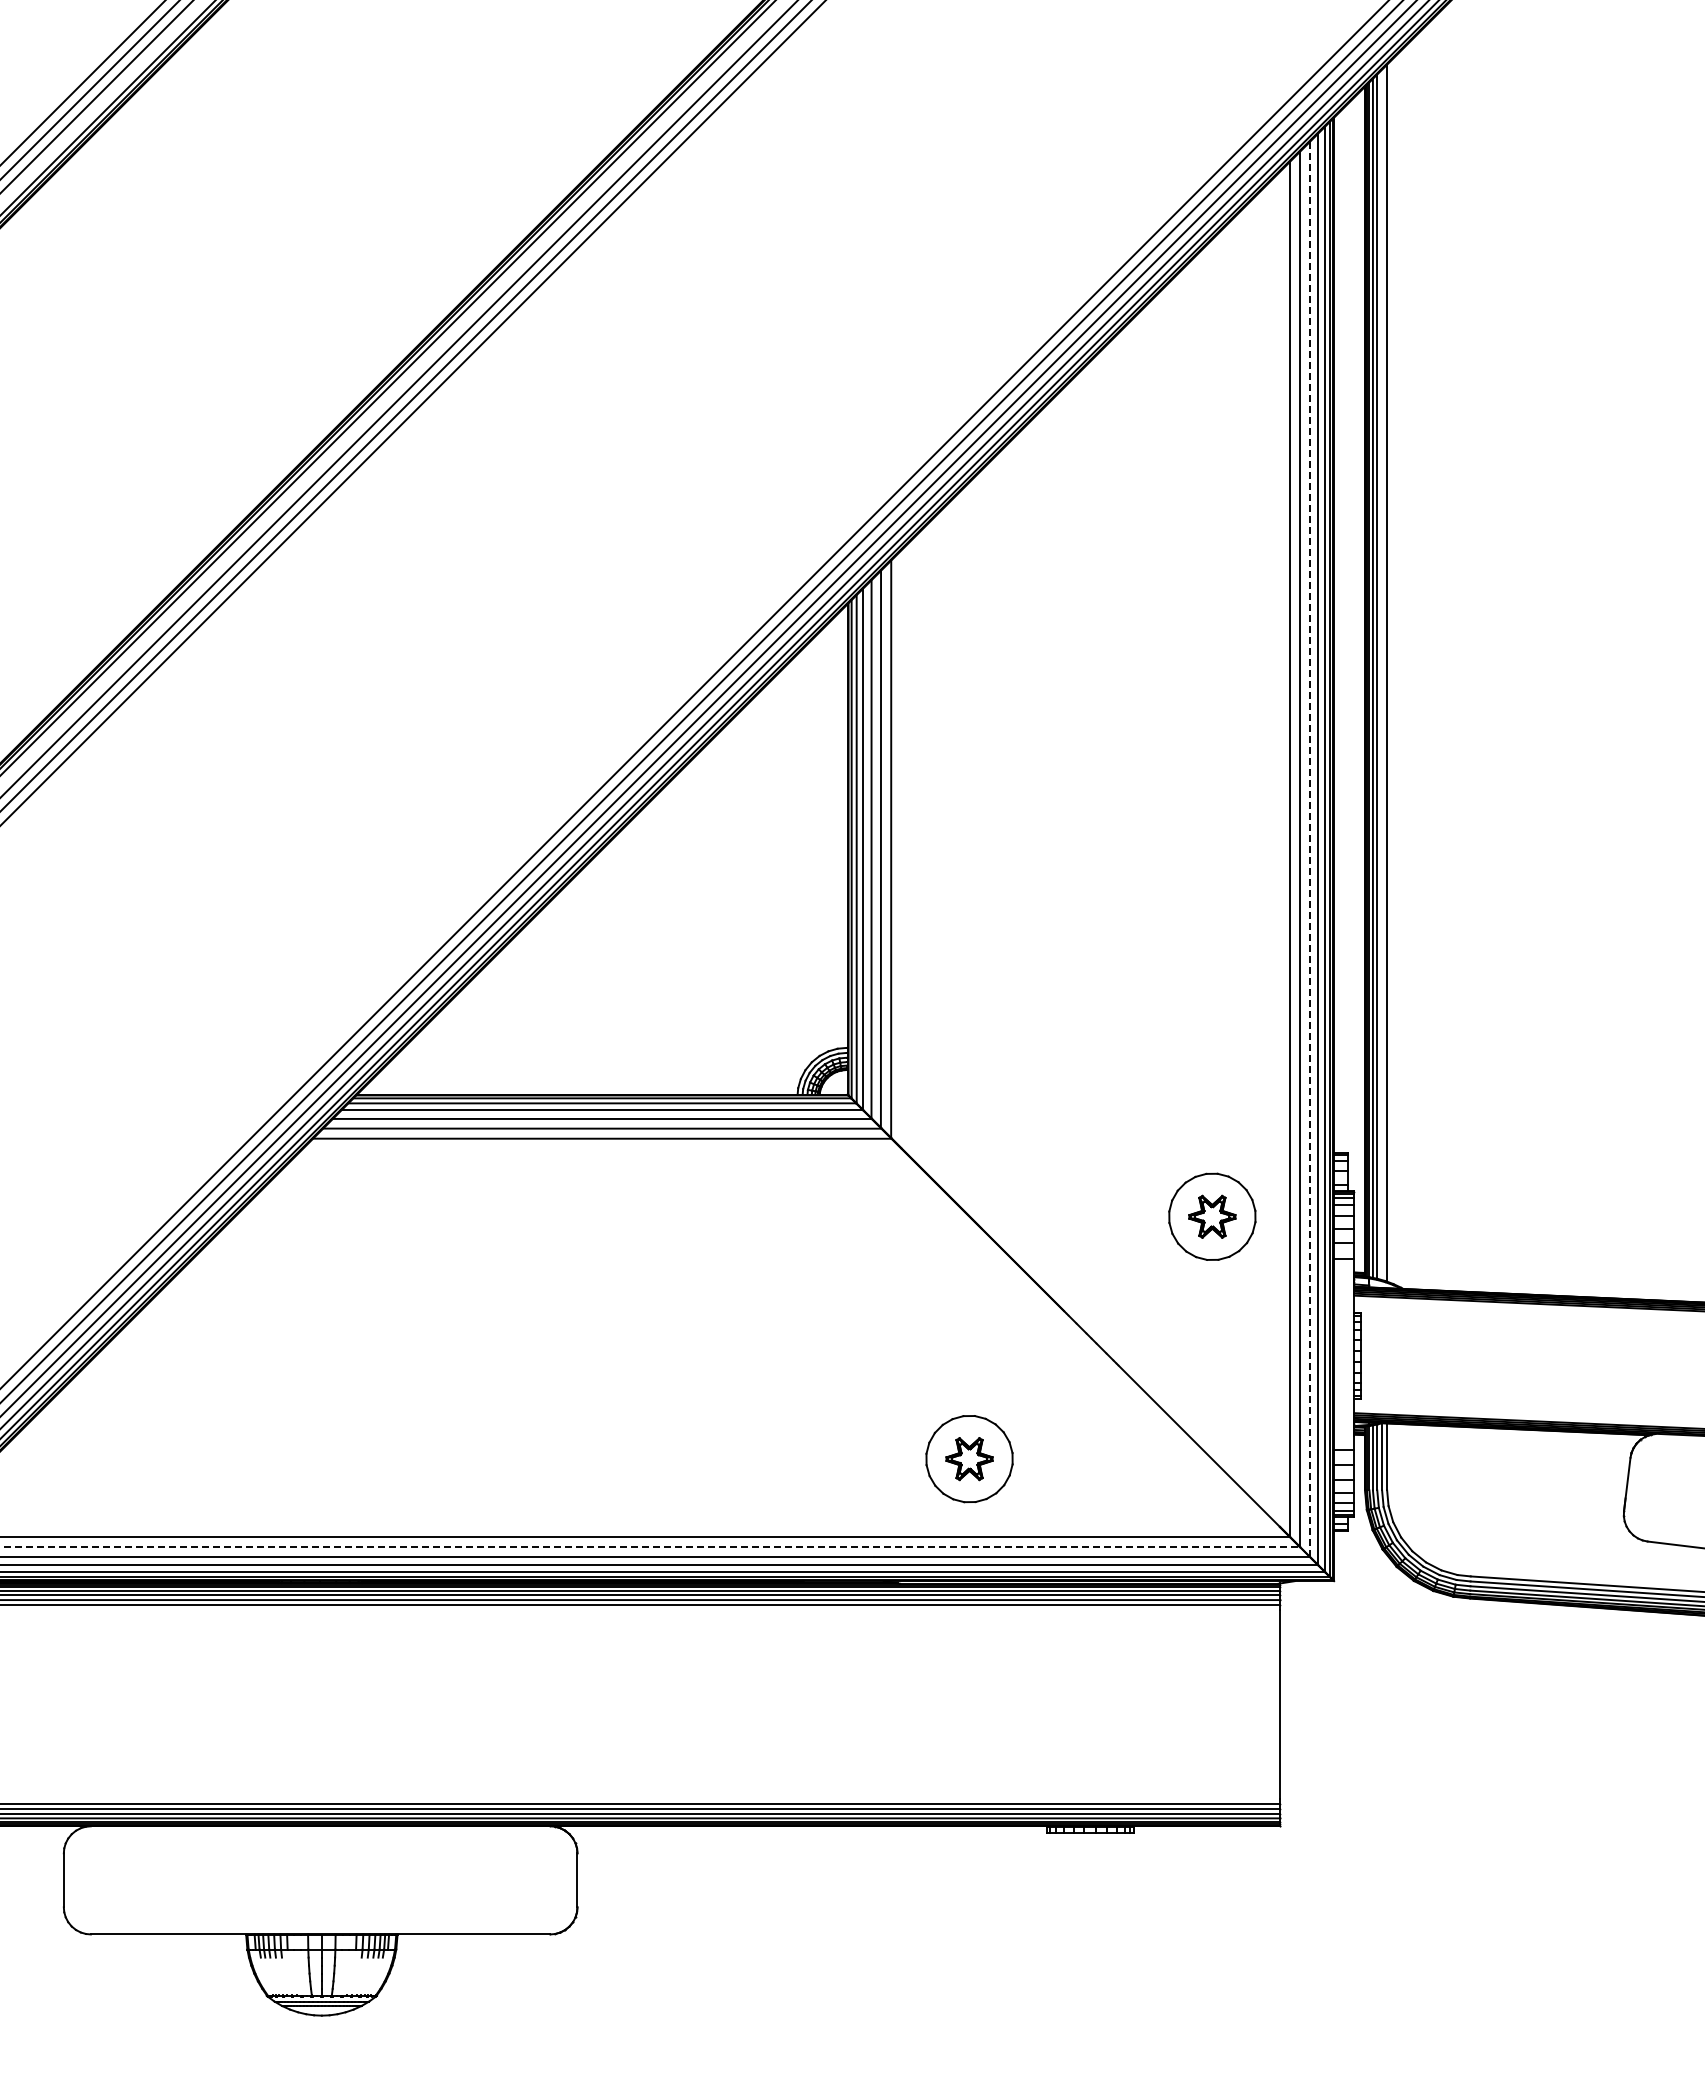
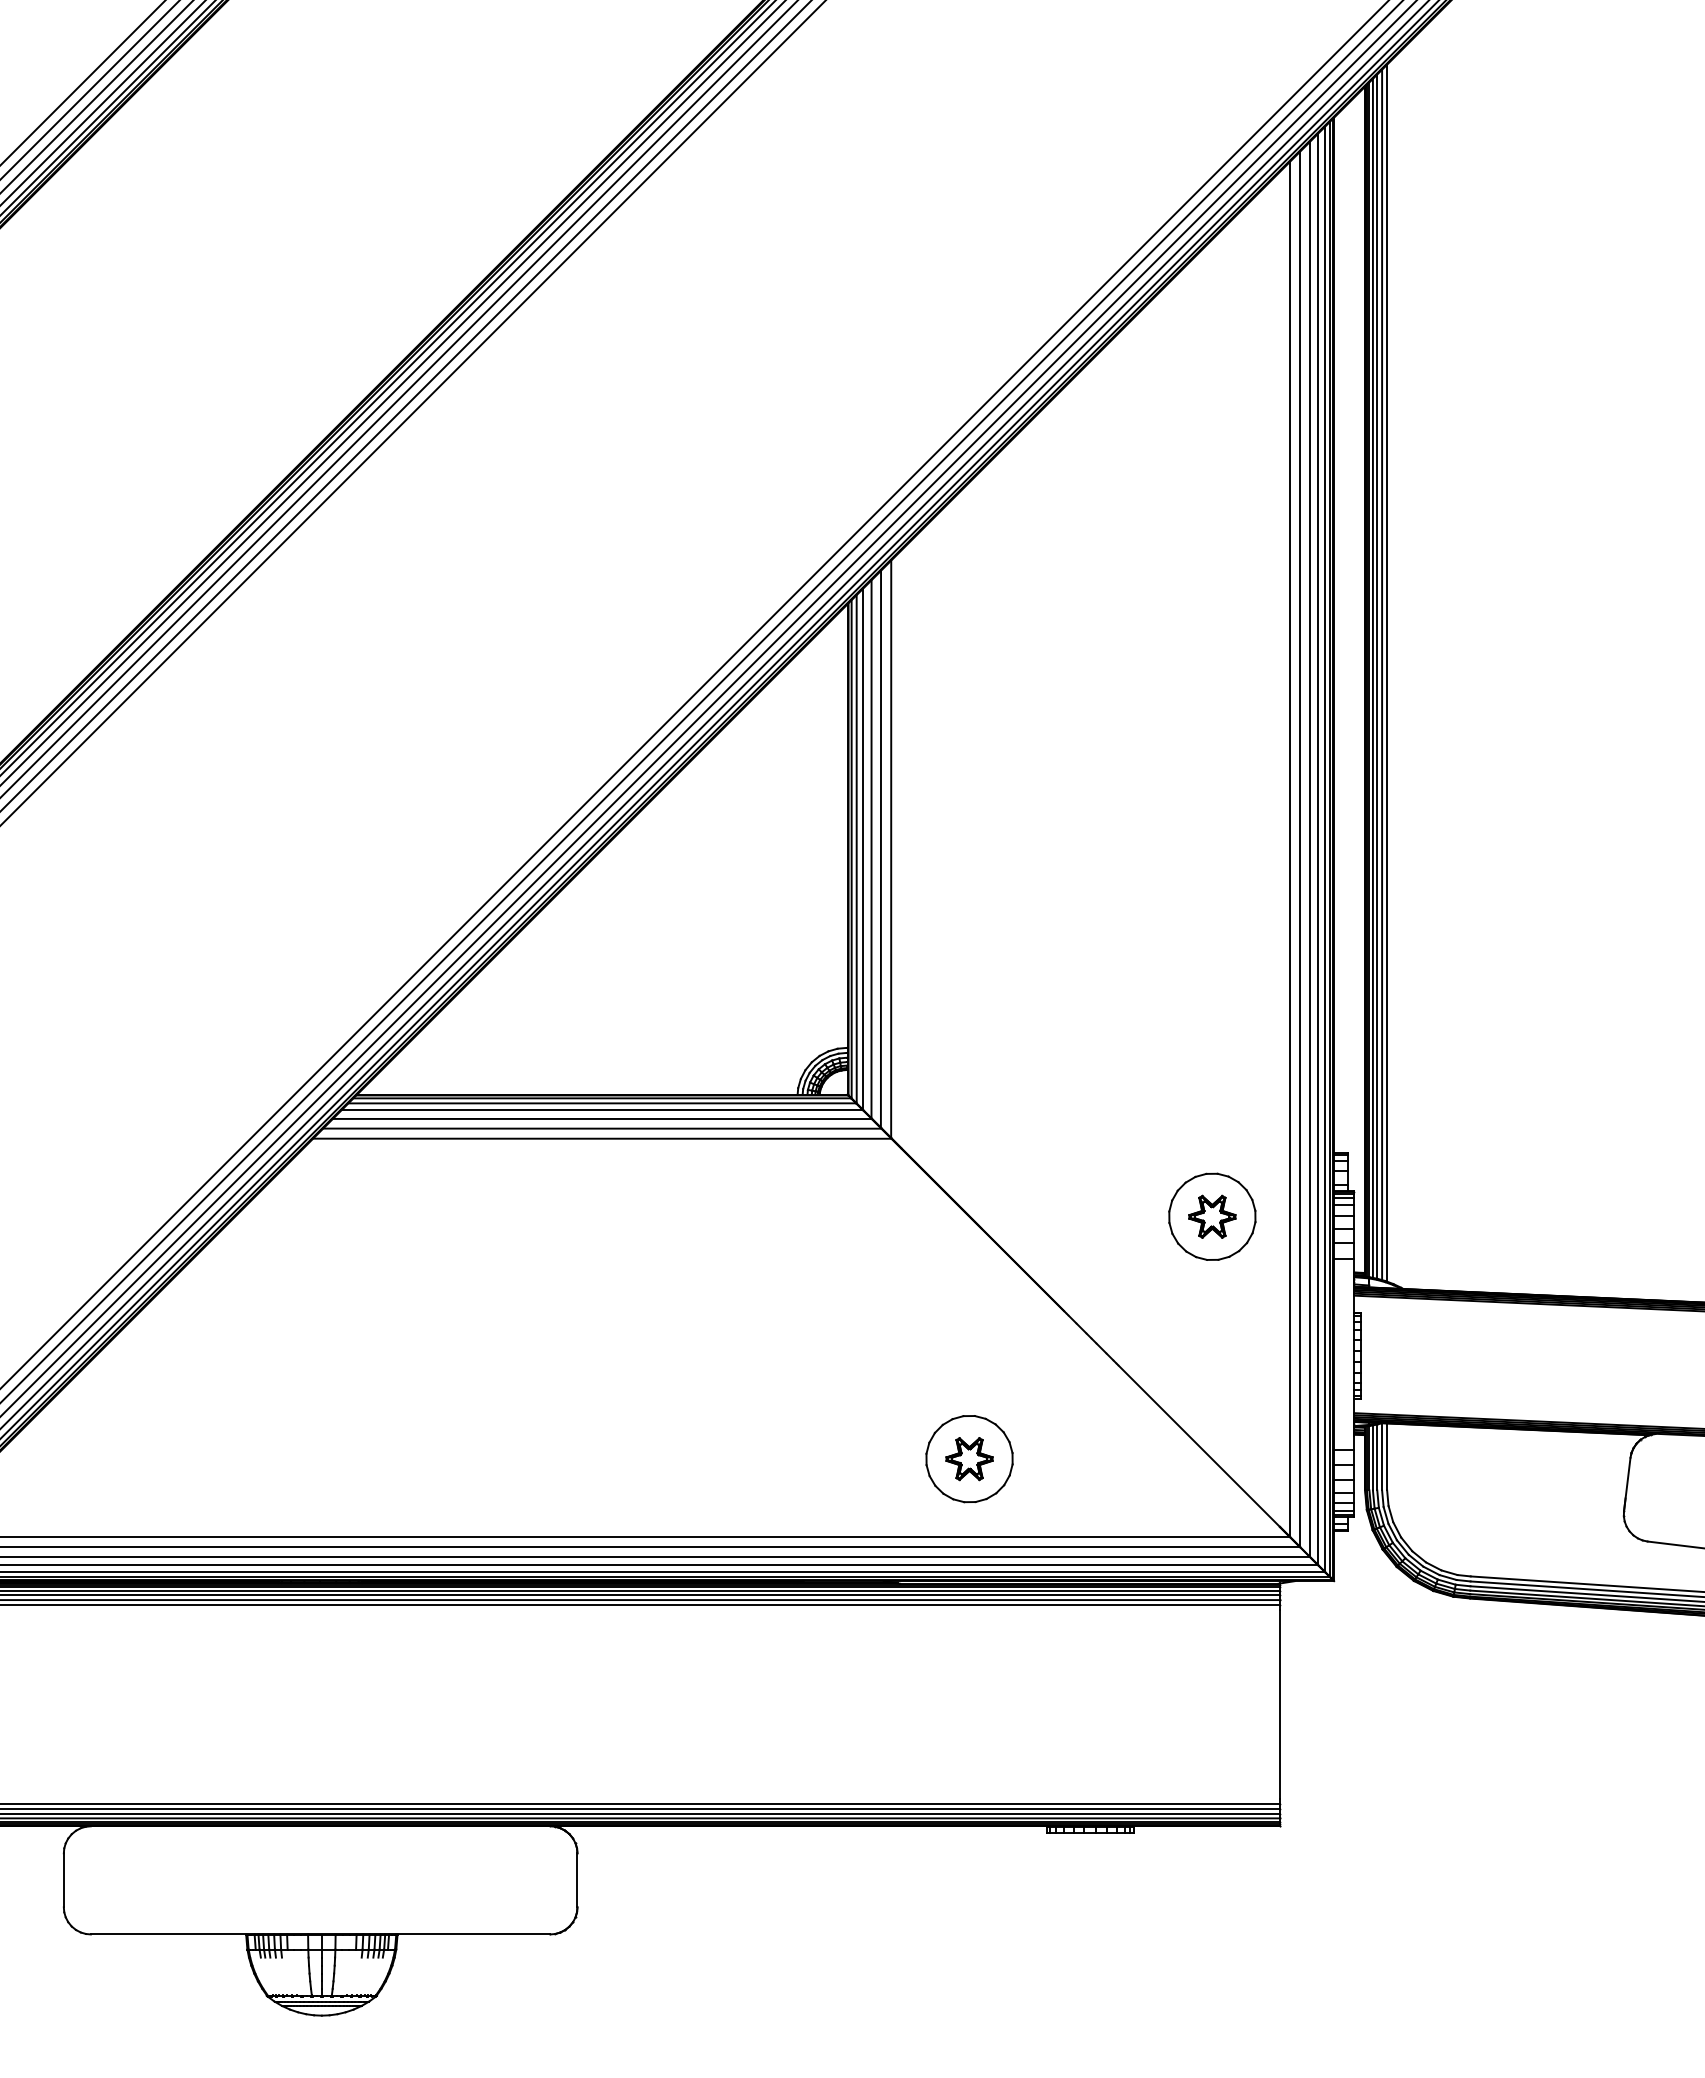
line: none -> present (102, 102)
line: none -> present (392, 392)
line: none -> present (1382, 674)
line: dashed -> solid (1309, 848)
line: dashed -> solid (650, 1546)
